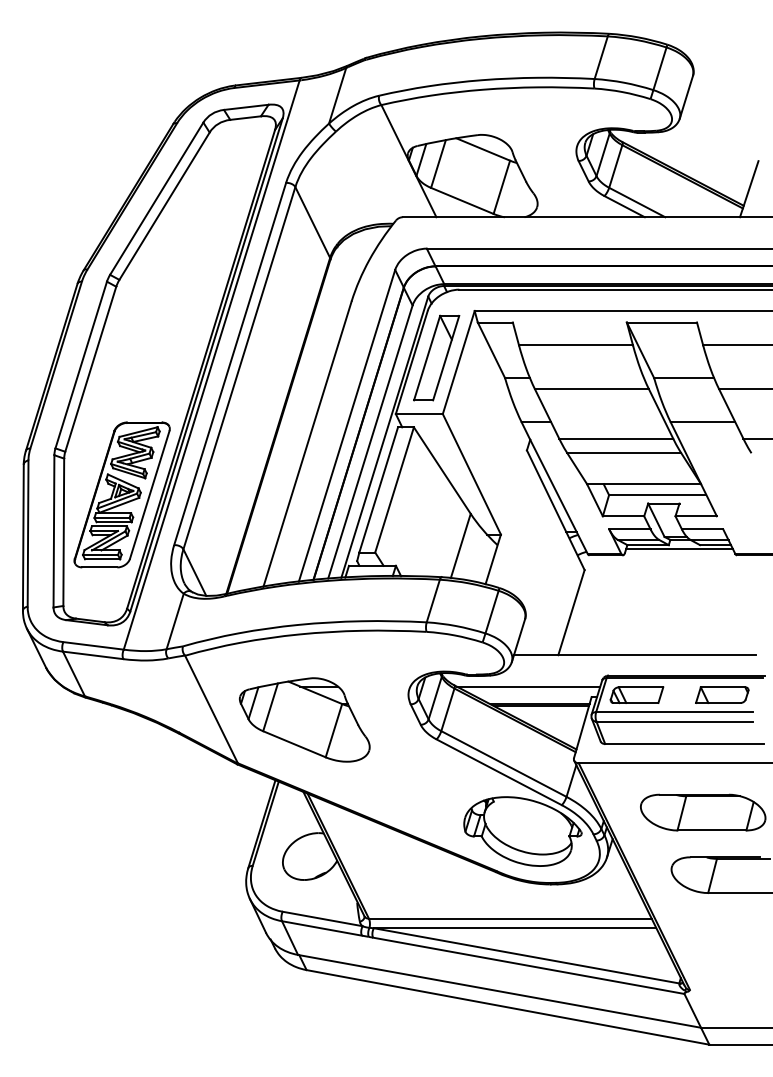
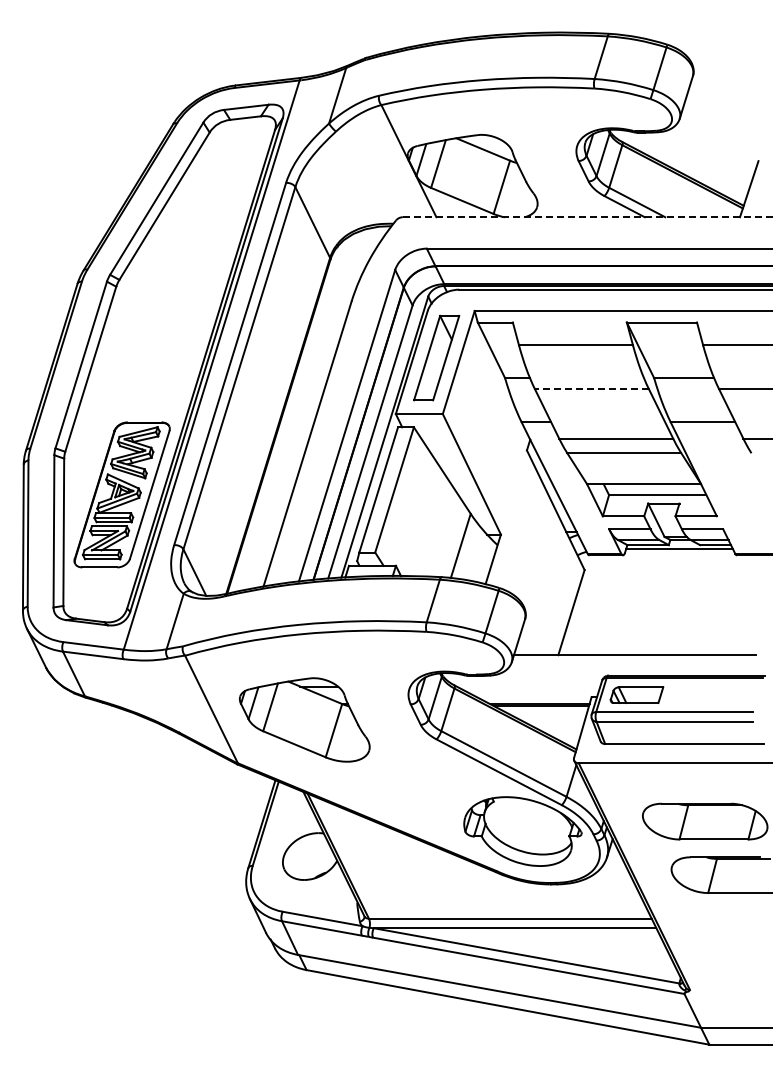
line: solid -> dashed (587, 217)
line: solid -> dashed (592, 389)
line: present -> none (528, 686)
part: present -> none (722, 694)
part position: (703, 812) -> (705, 821) (705, 821)
